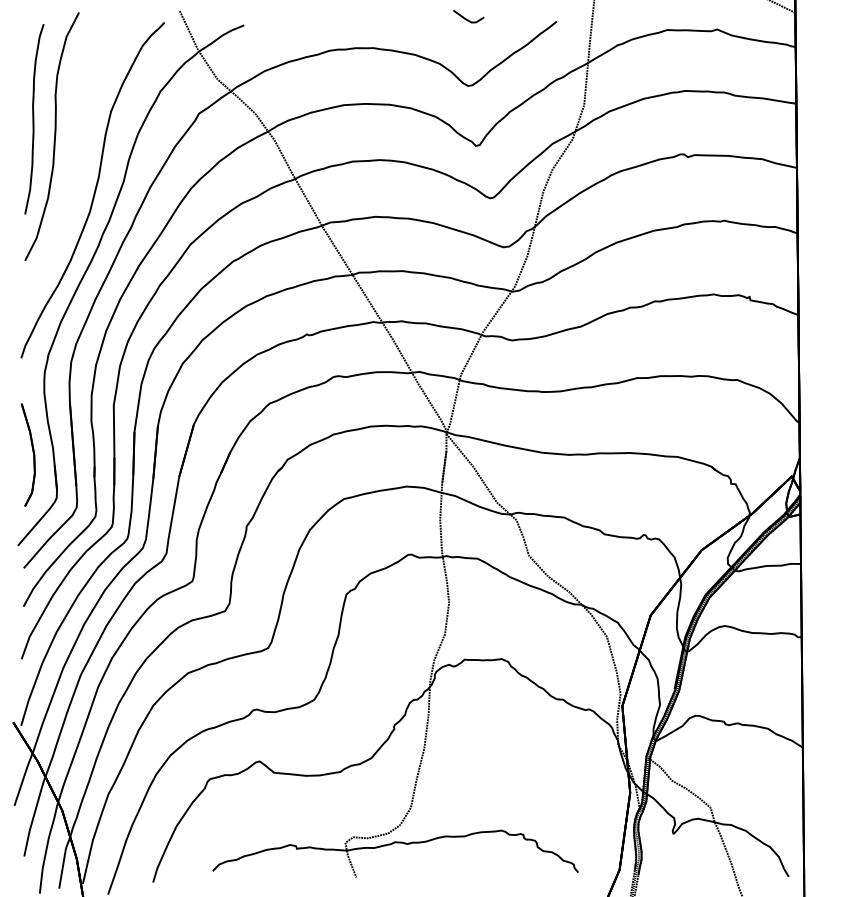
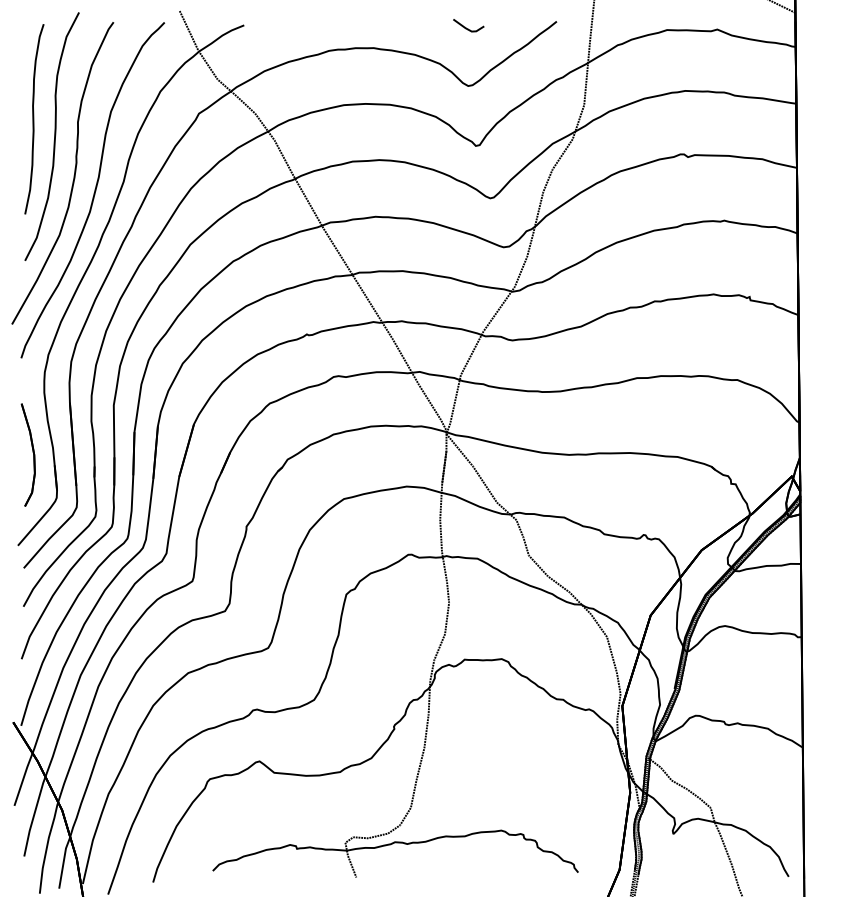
line position: (466, 18) -> (466, 27) (466, 27)
part: none -> present (73, 175)
